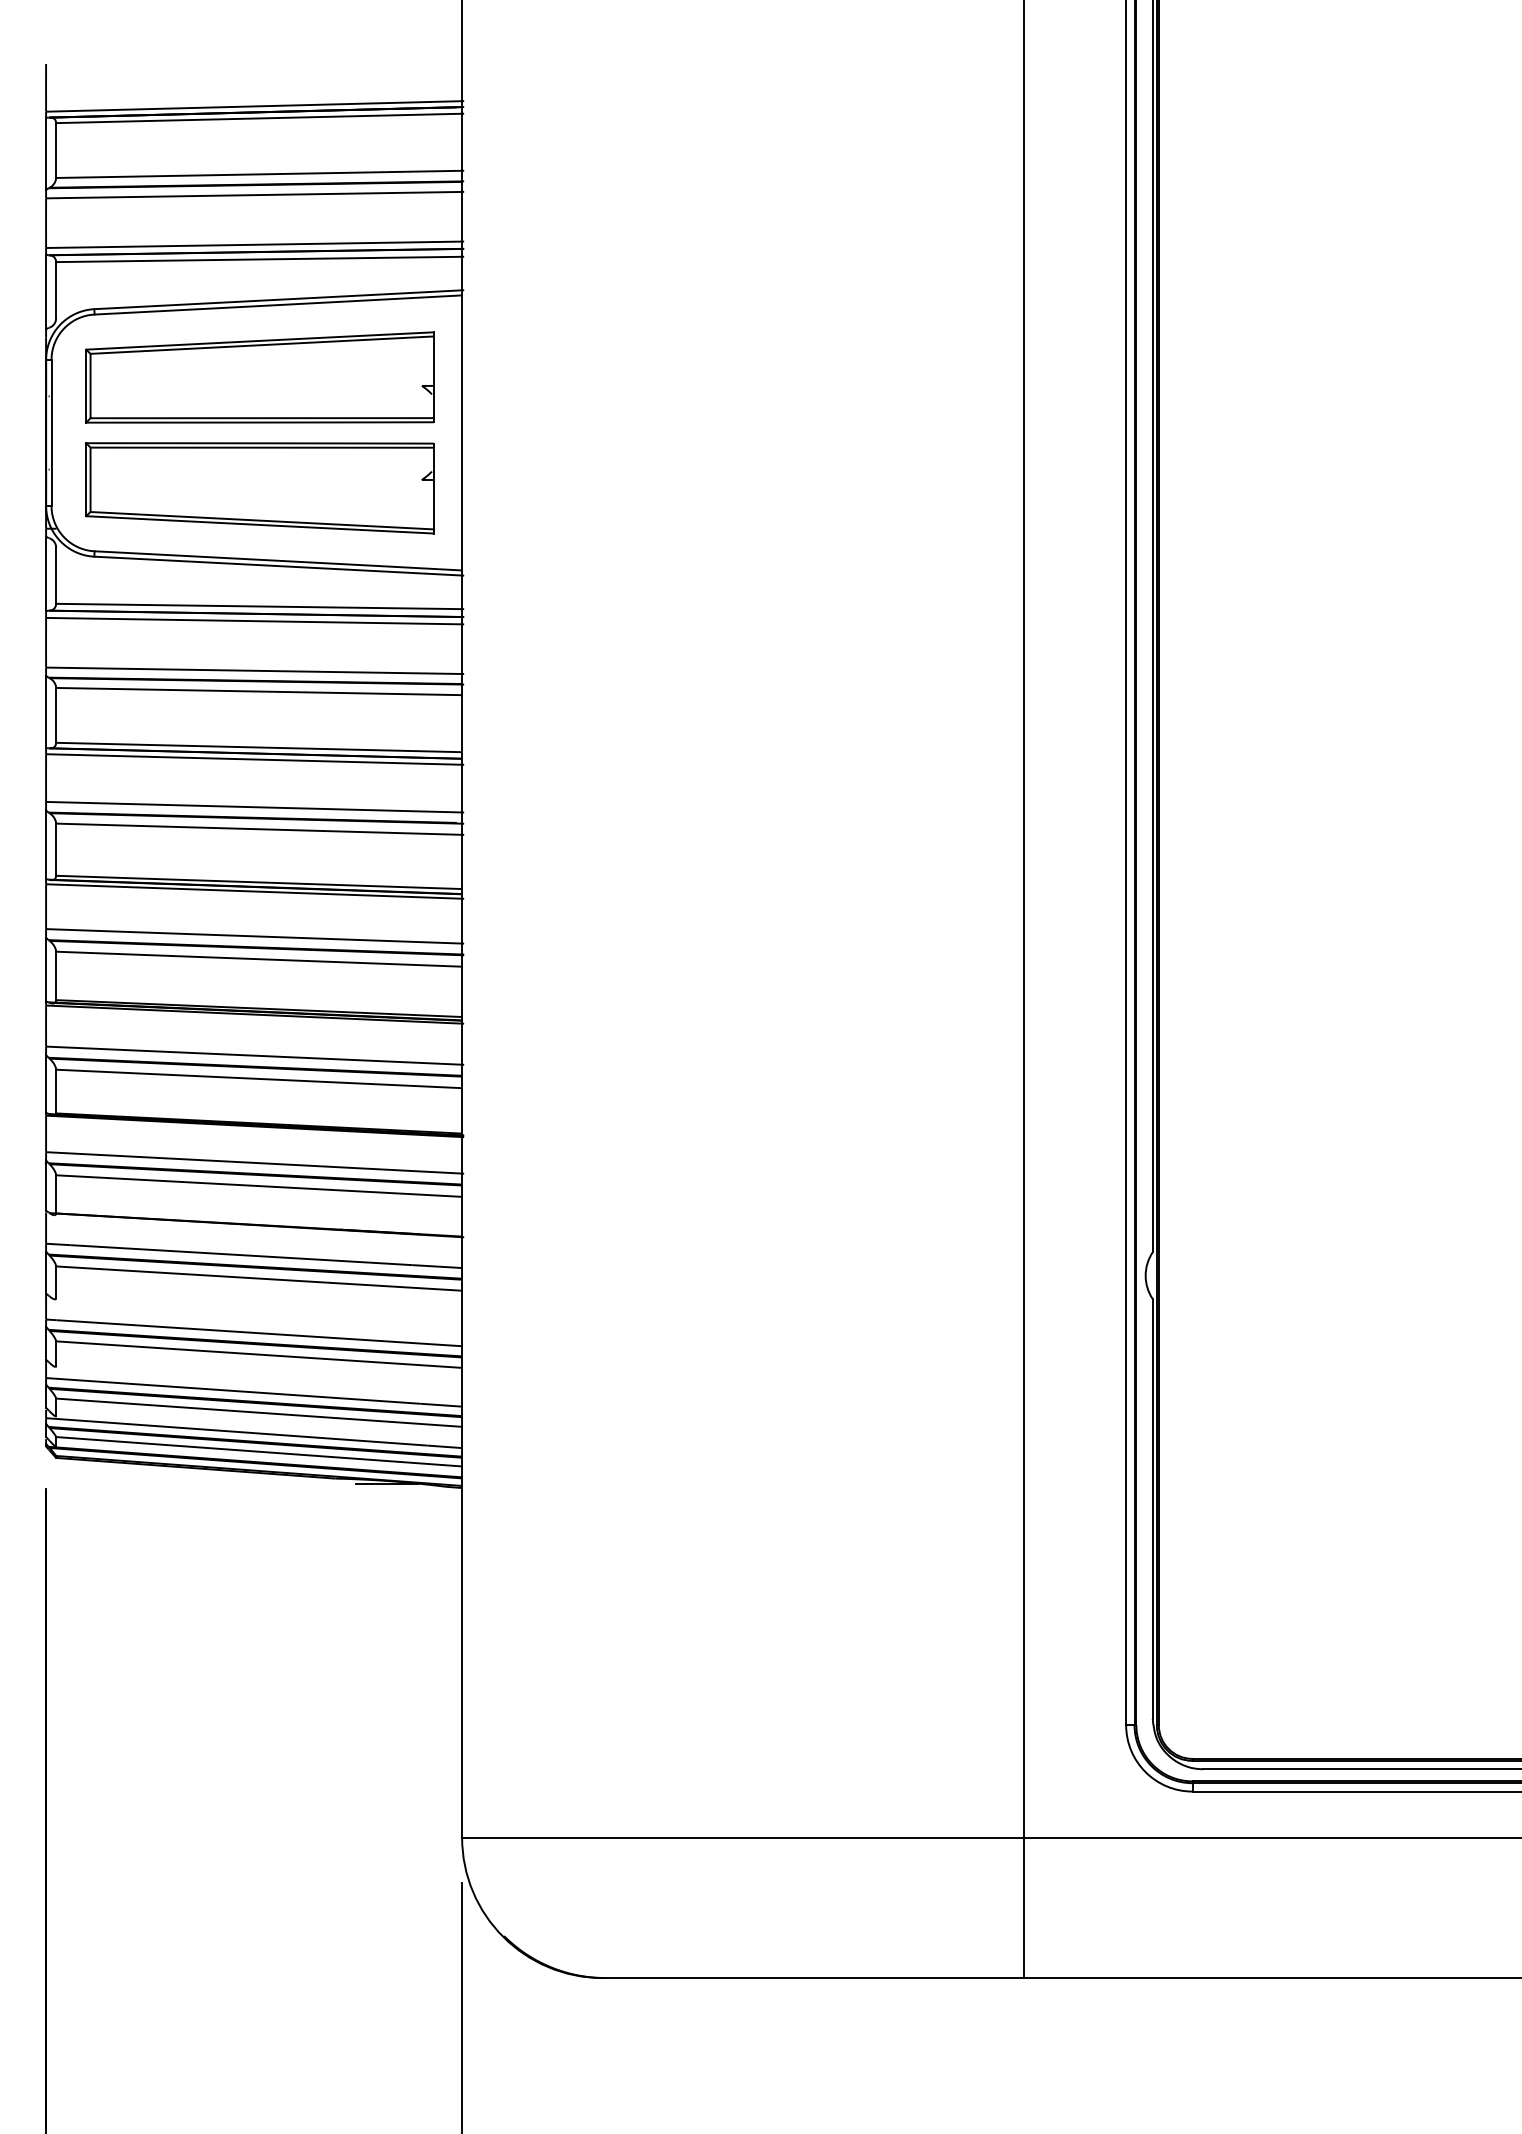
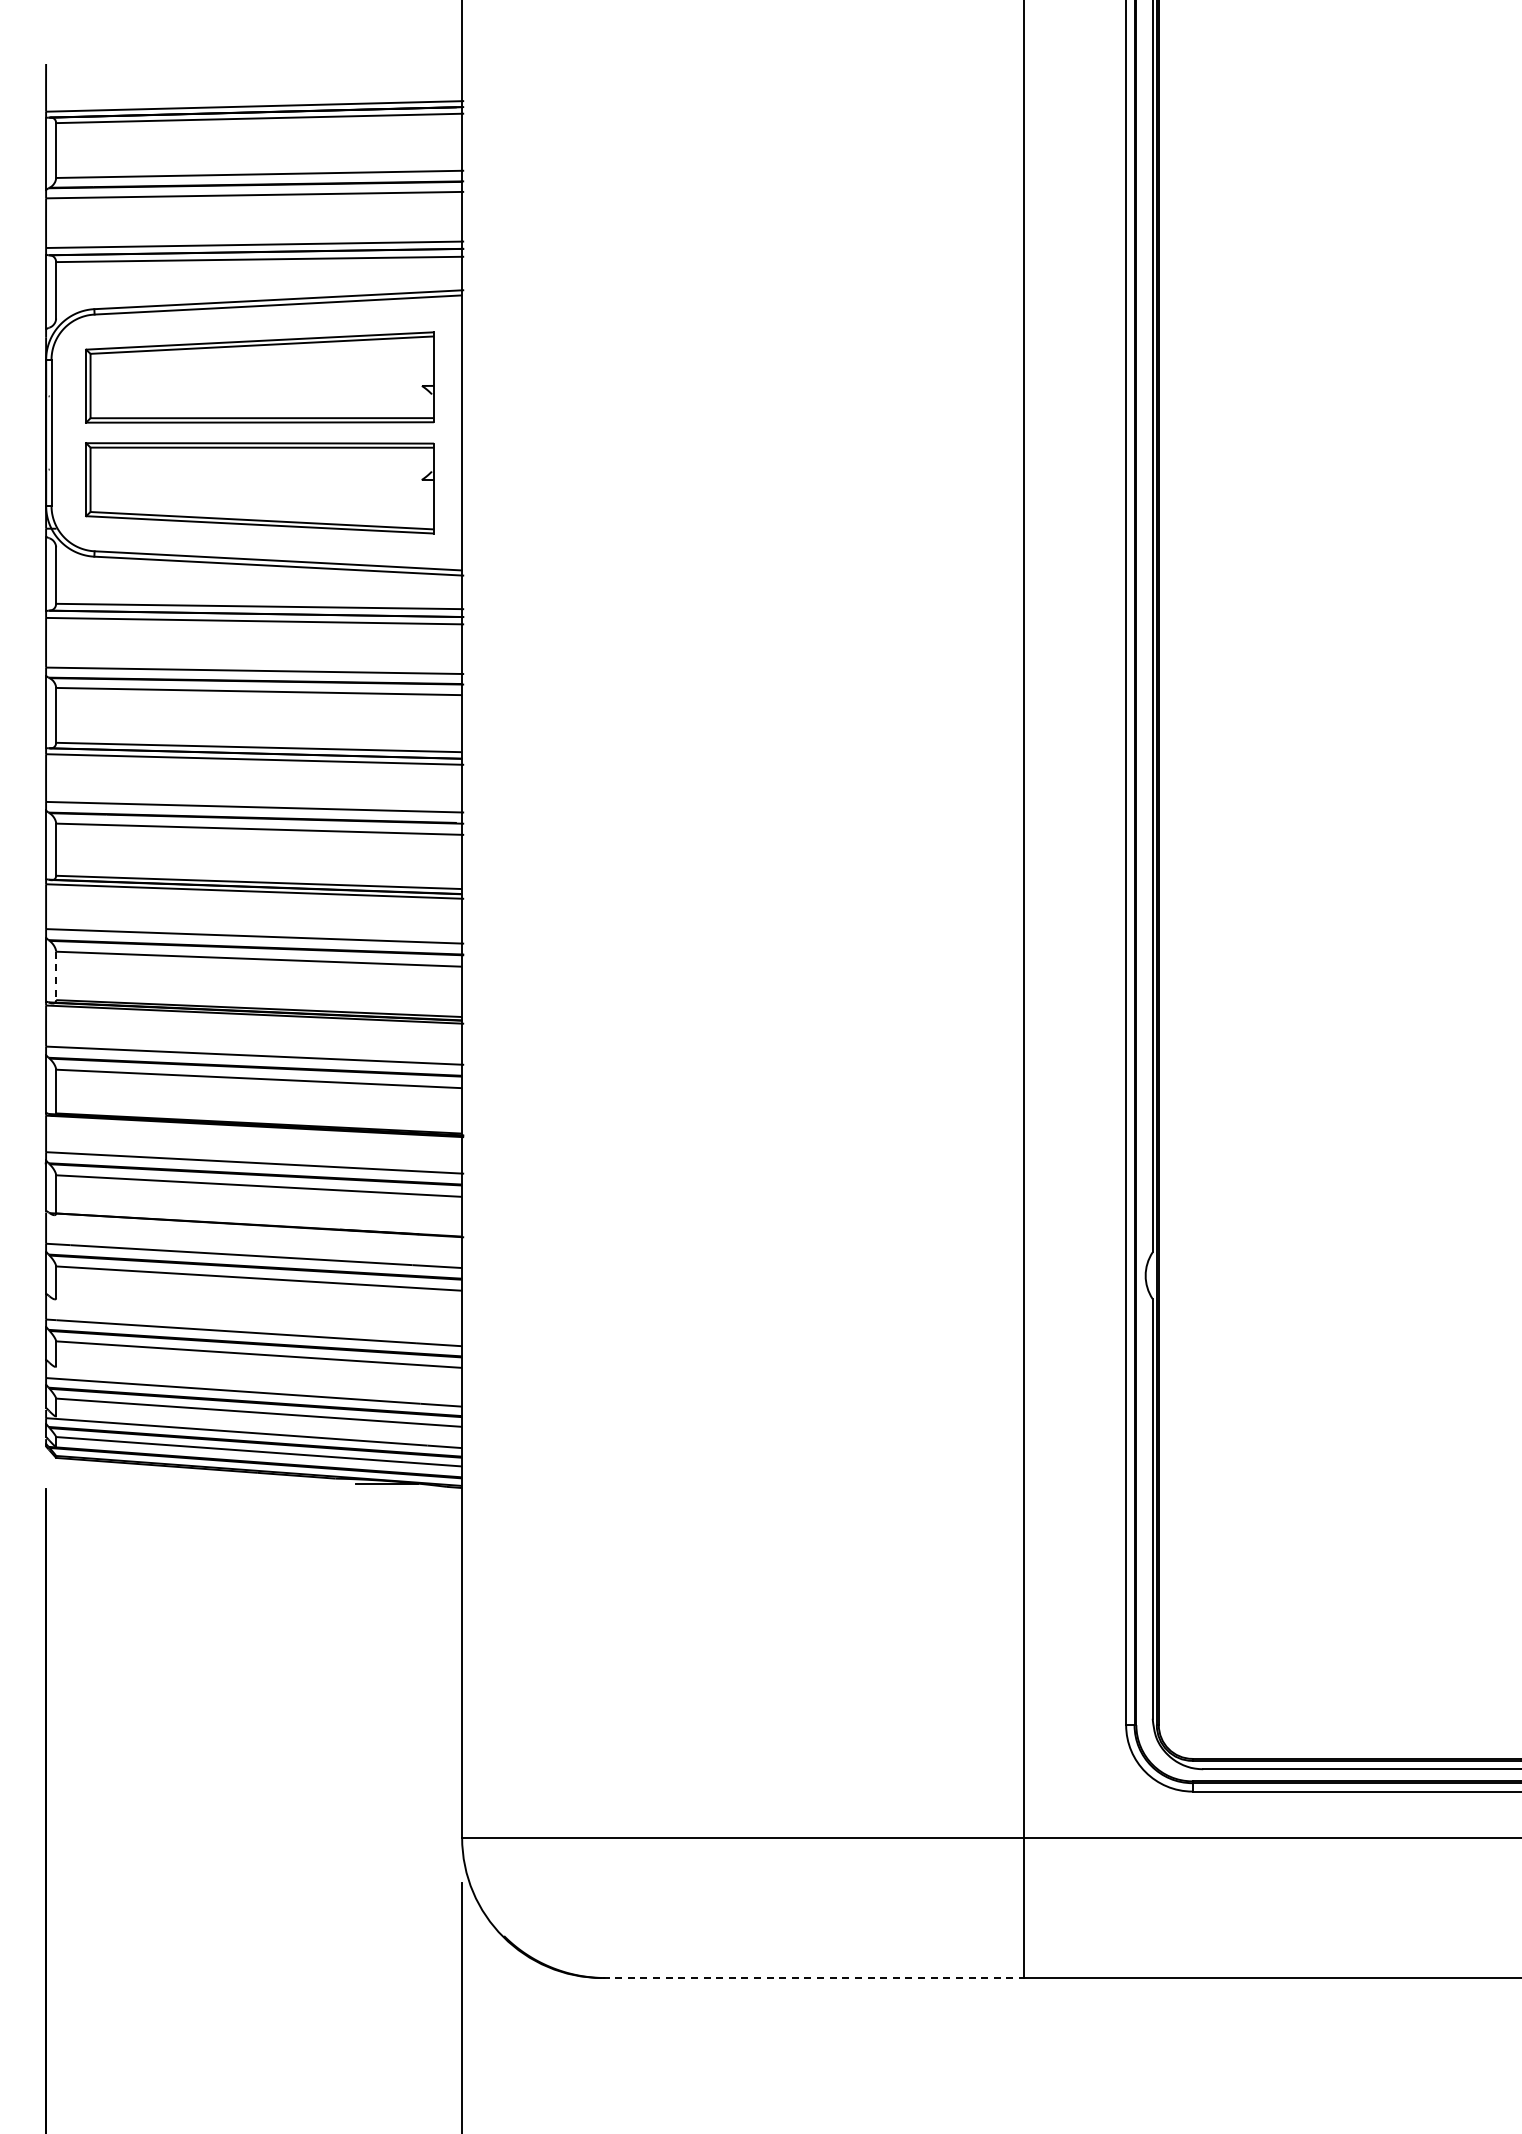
line: solid -> dashed (56, 976)
line: solid -> dashed (813, 1978)
